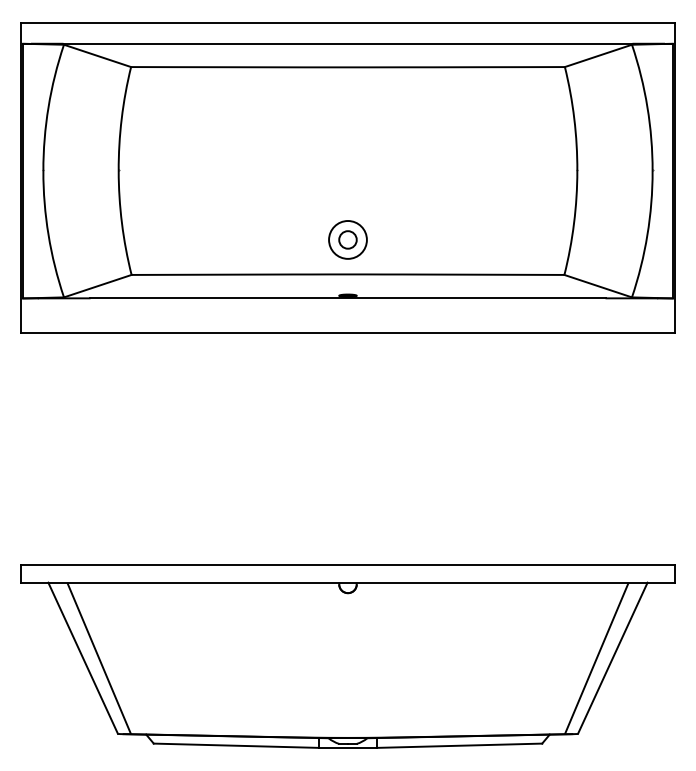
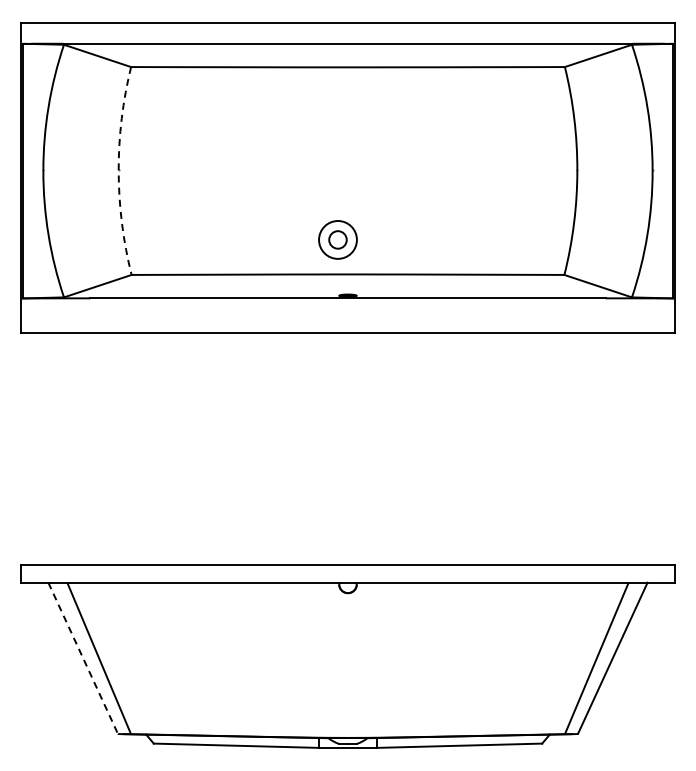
arc: solid -> dashed (118, 171)
part position: (347, 239) -> (337, 239) (337, 239)
line: solid -> dashed (83, 658)
